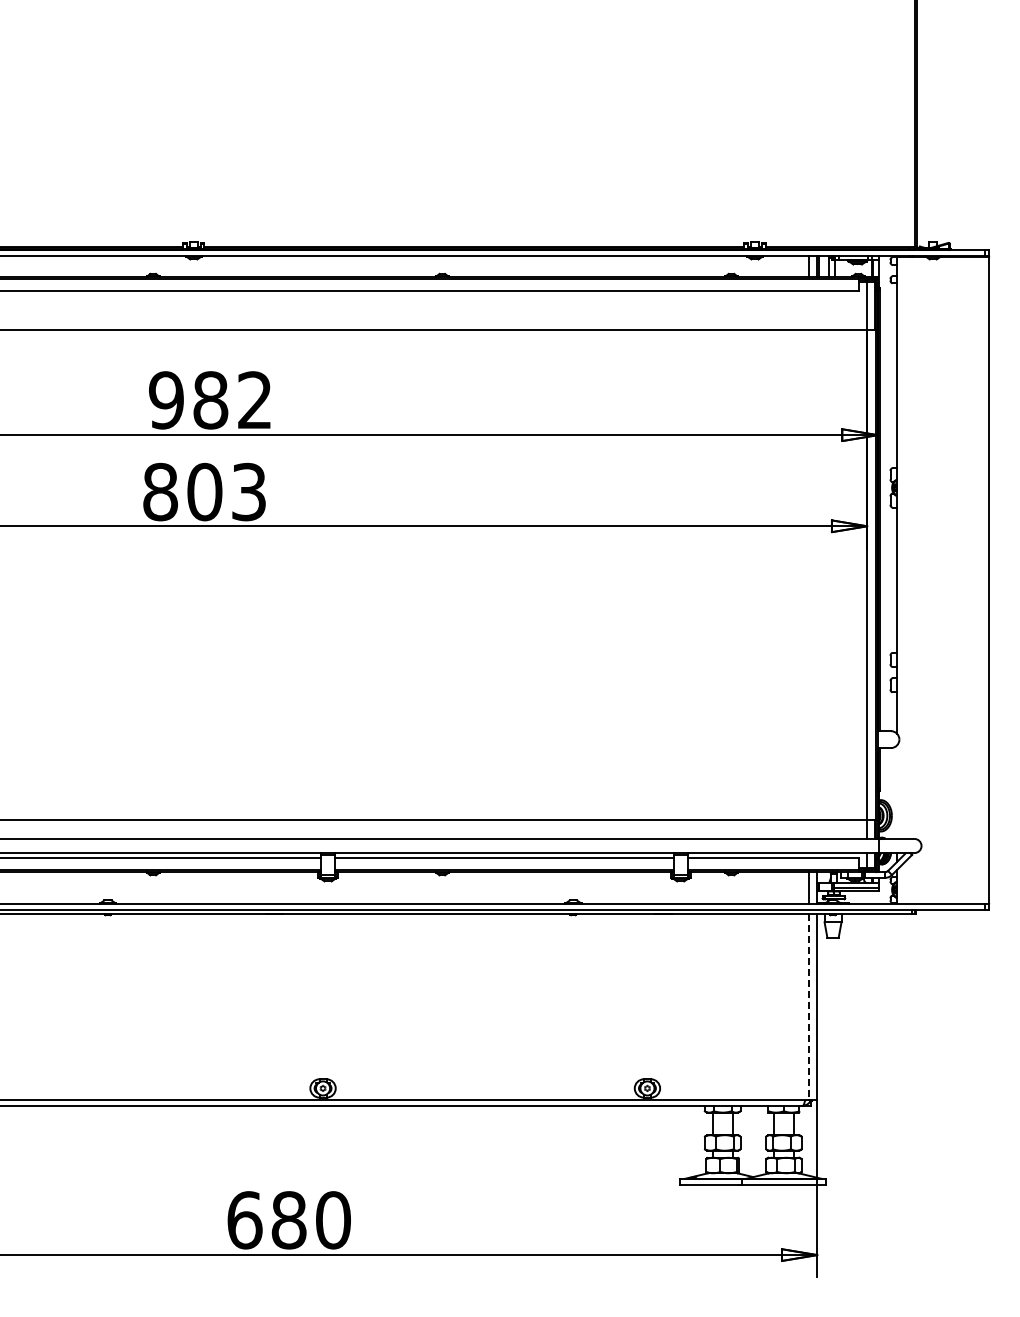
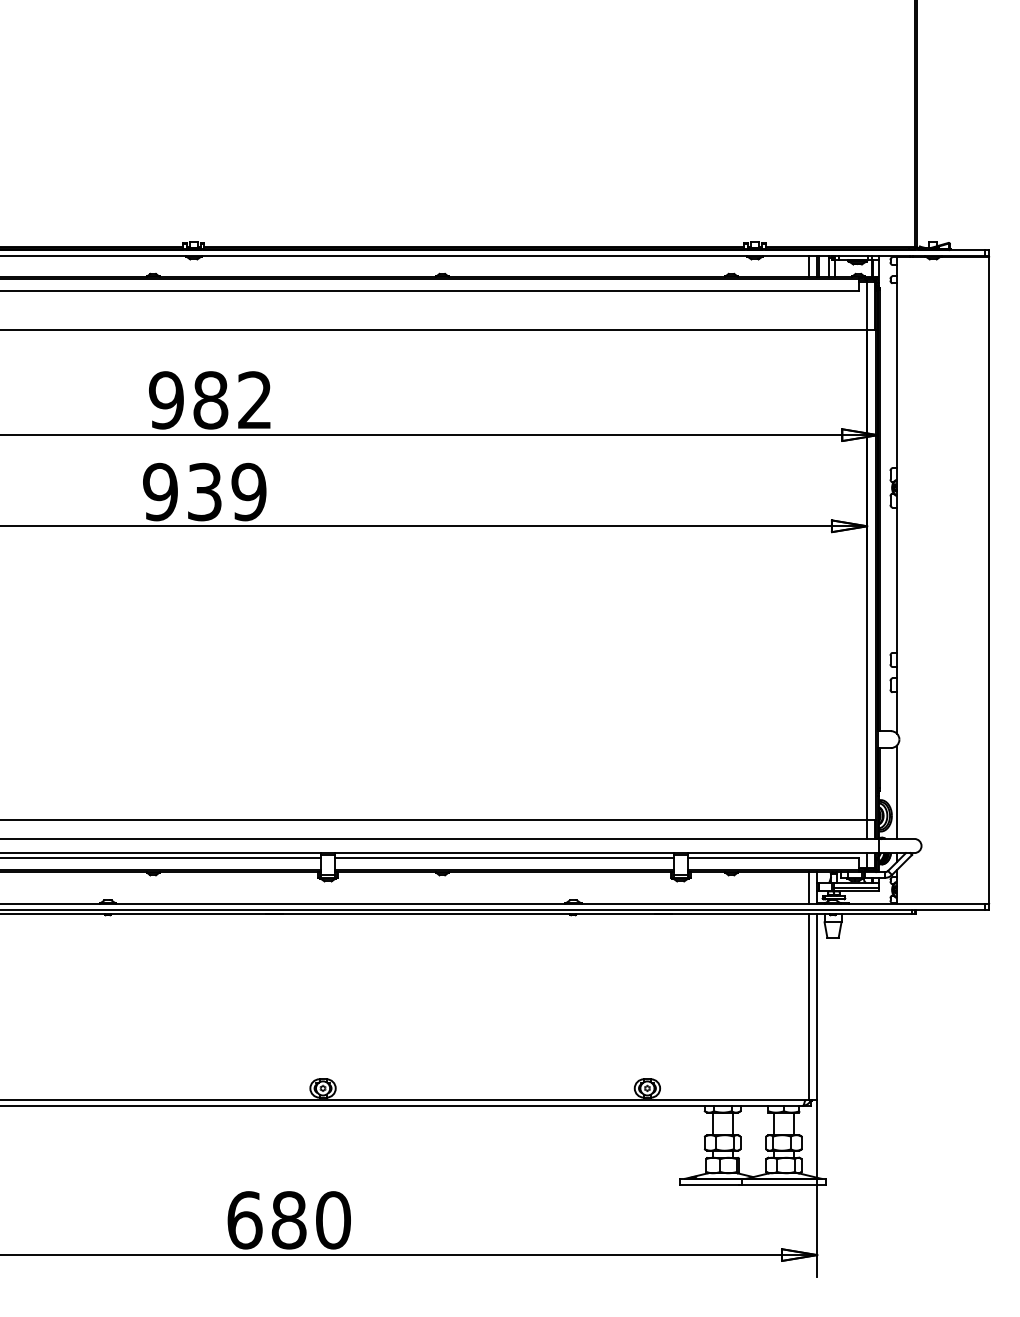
text: 803 -> 939 (204, 491)
line: none -> present (896, 791)
line: dashed -> solid (808, 1007)
